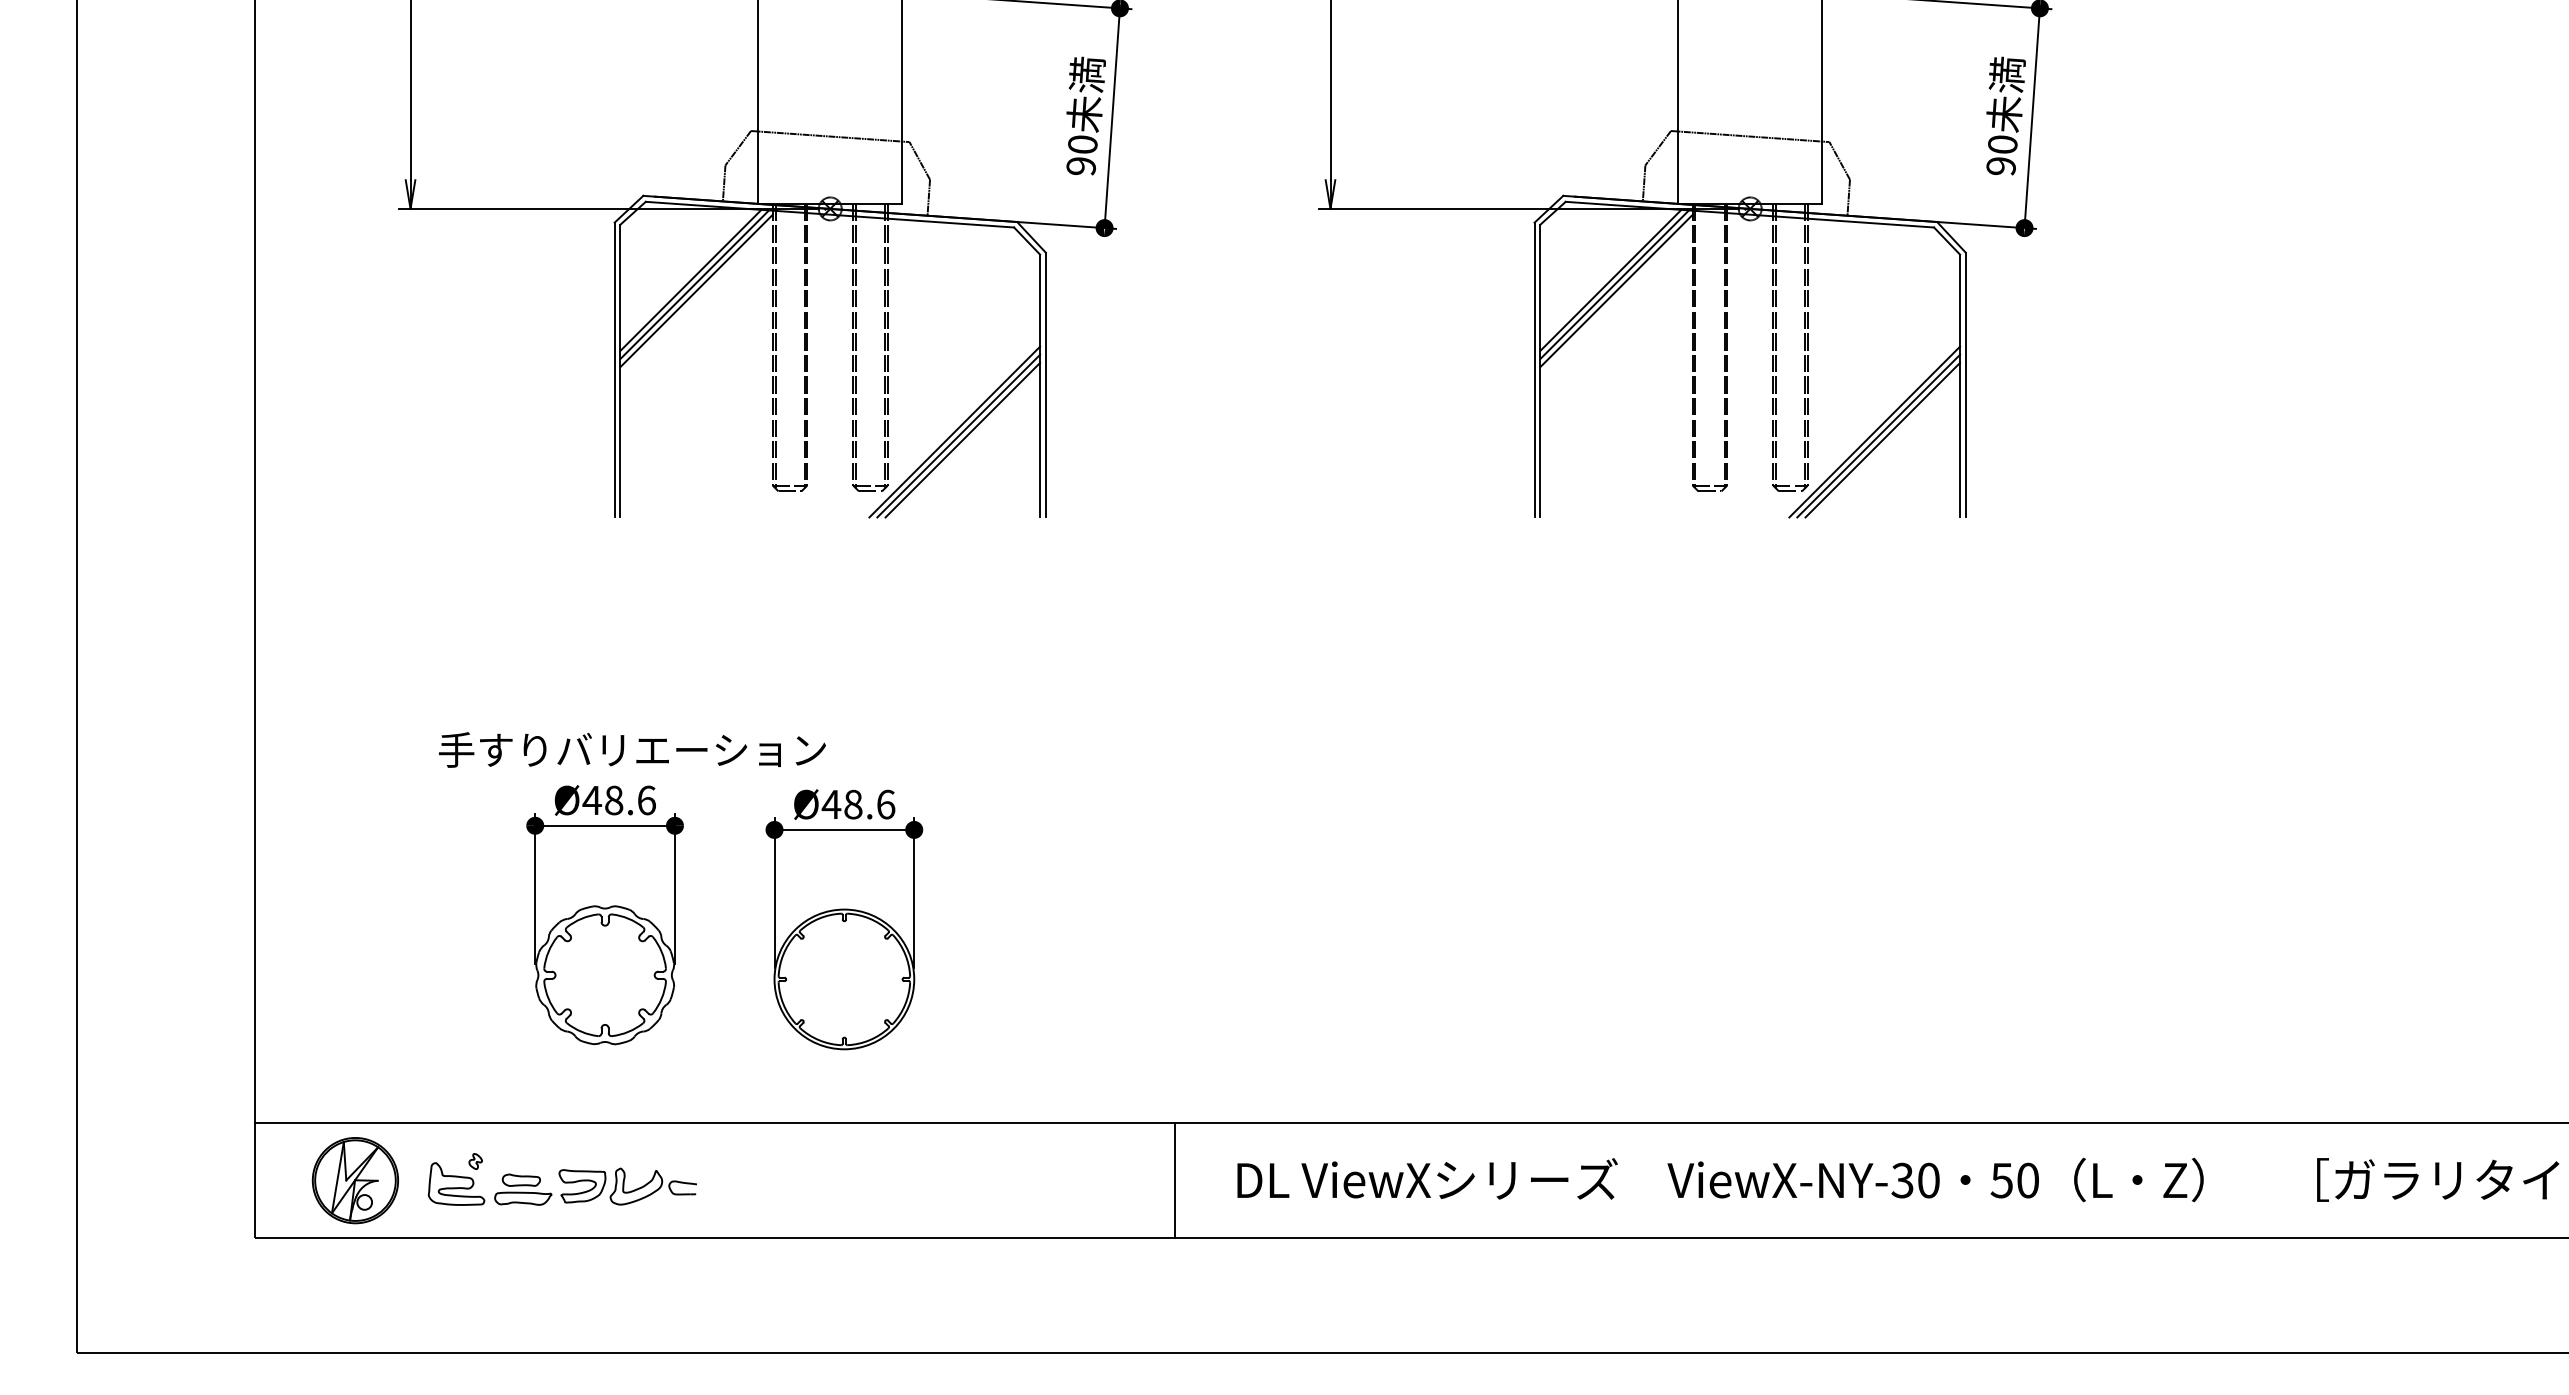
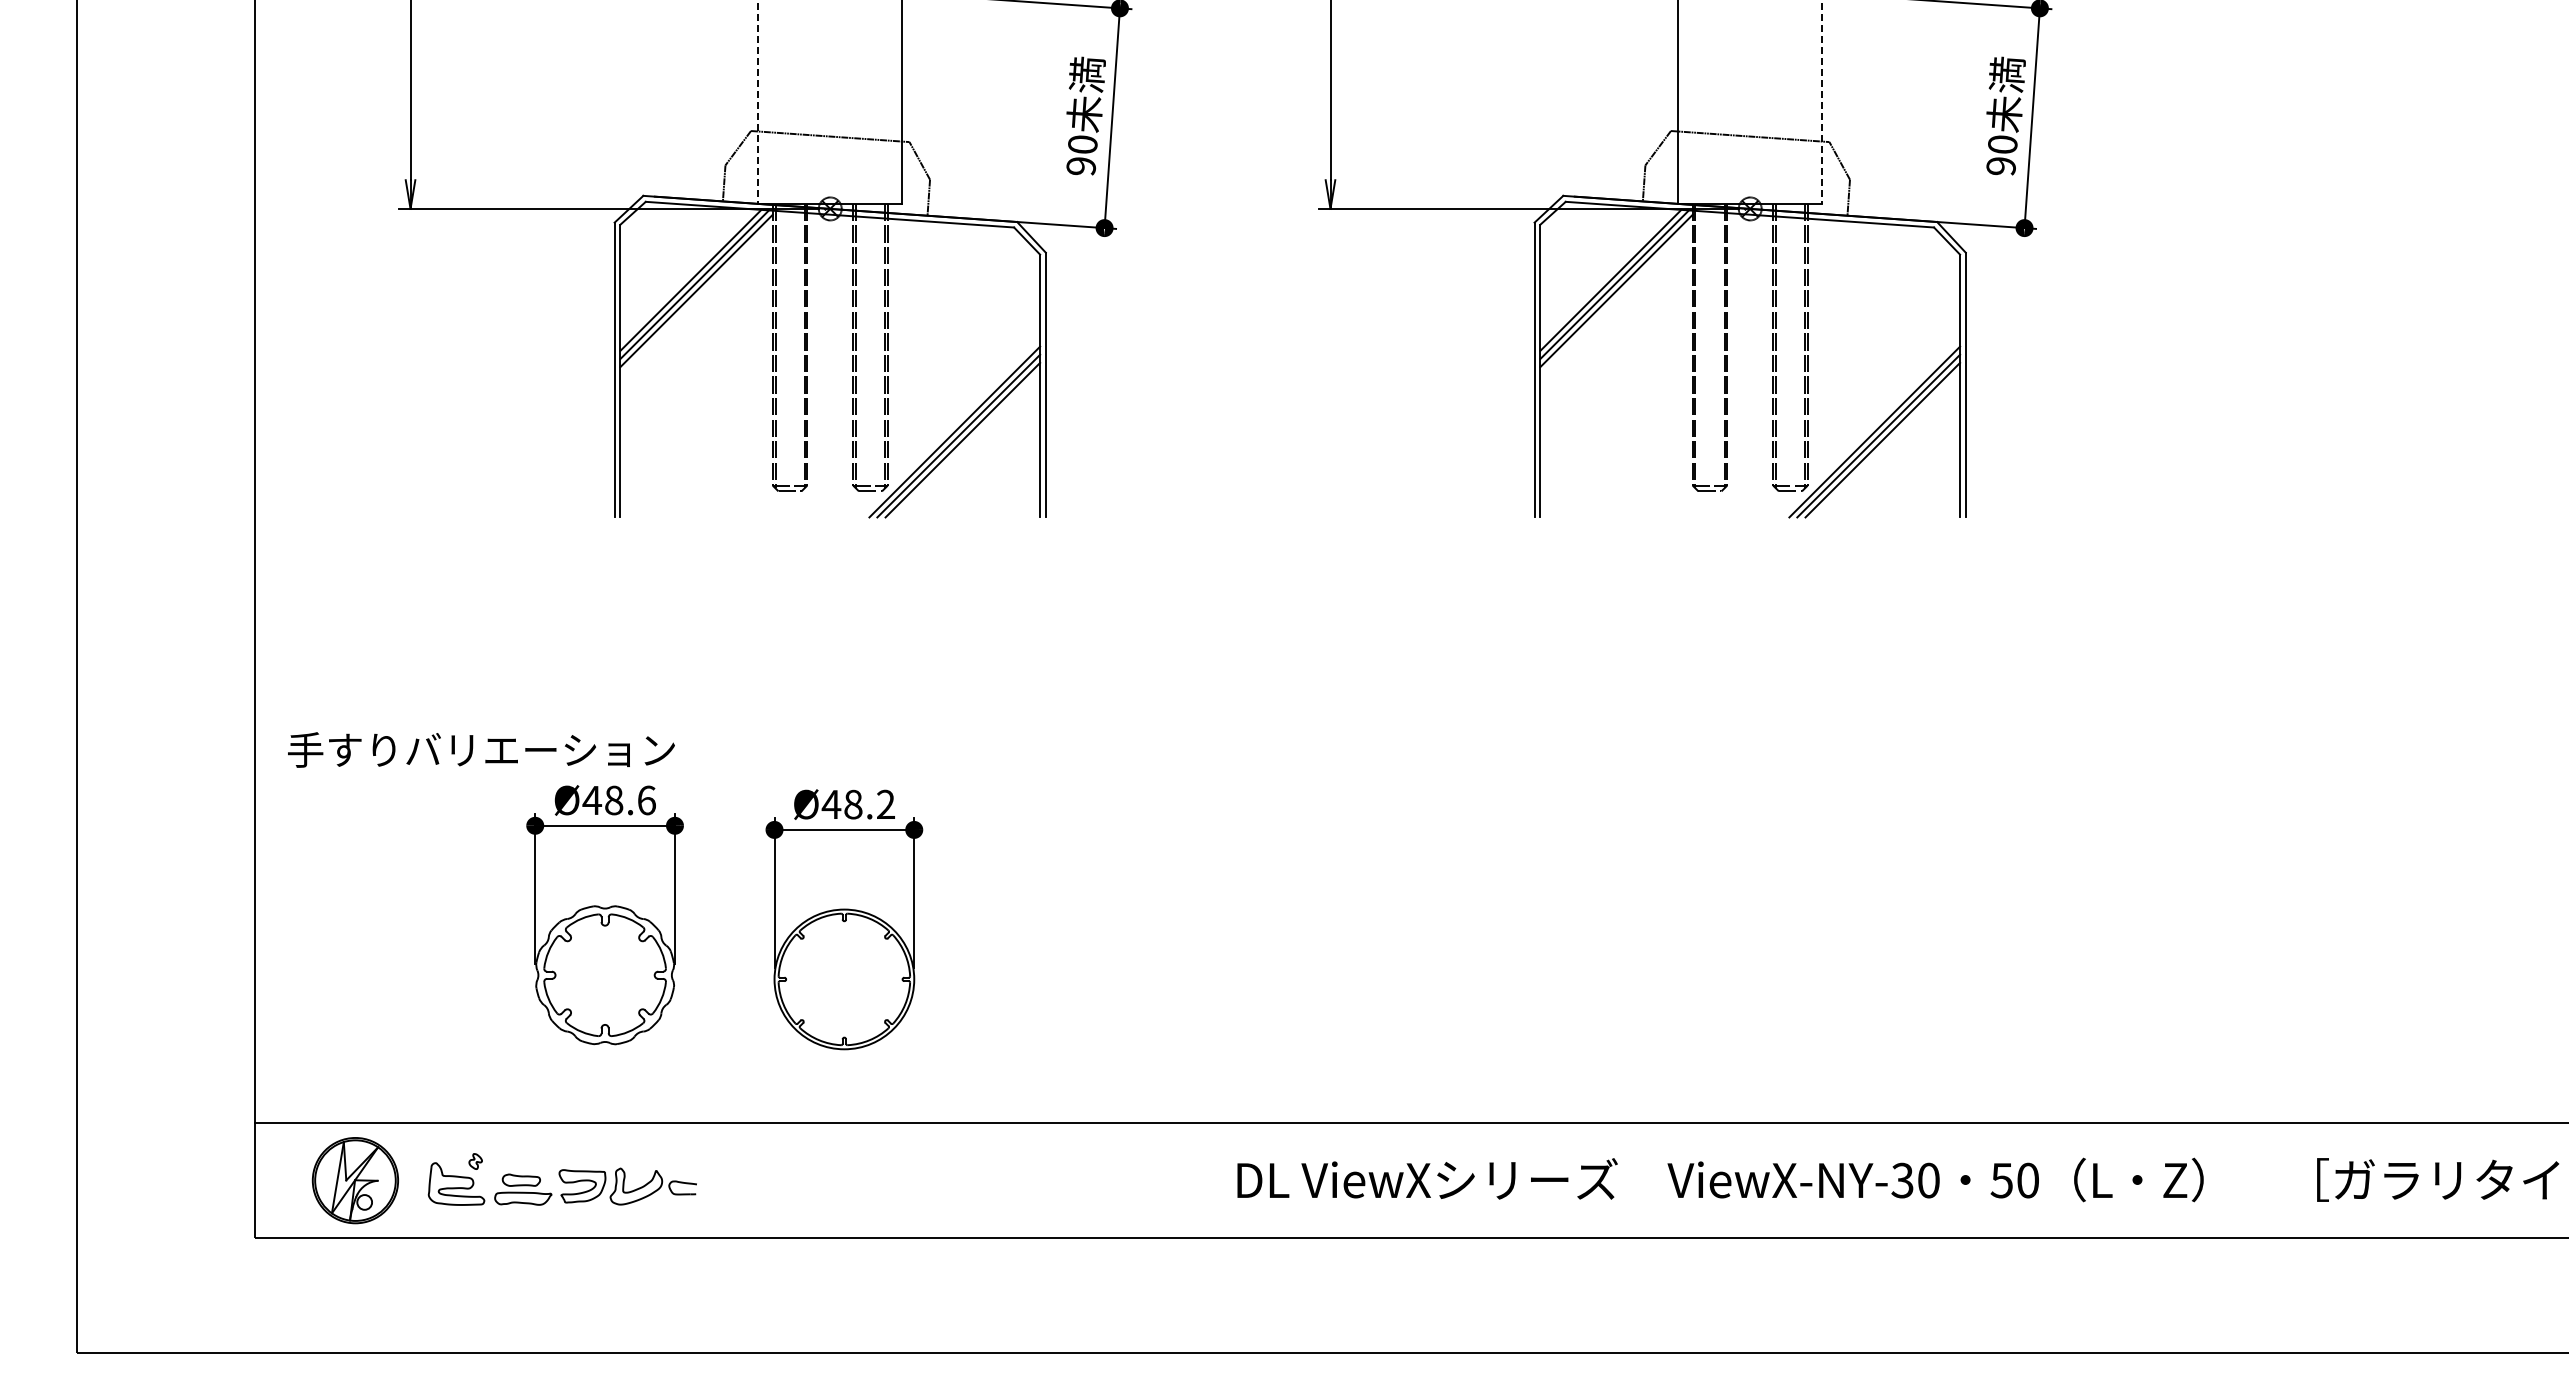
line: solid -> dashed (758, 102)
line: solid -> dashed (1822, 102)
text position: (632, 749) -> (481, 749) (481, 749)
text: Ø48.6 -> Ø48.2 (886, 804)
line: present -> none (1175, 1180)
